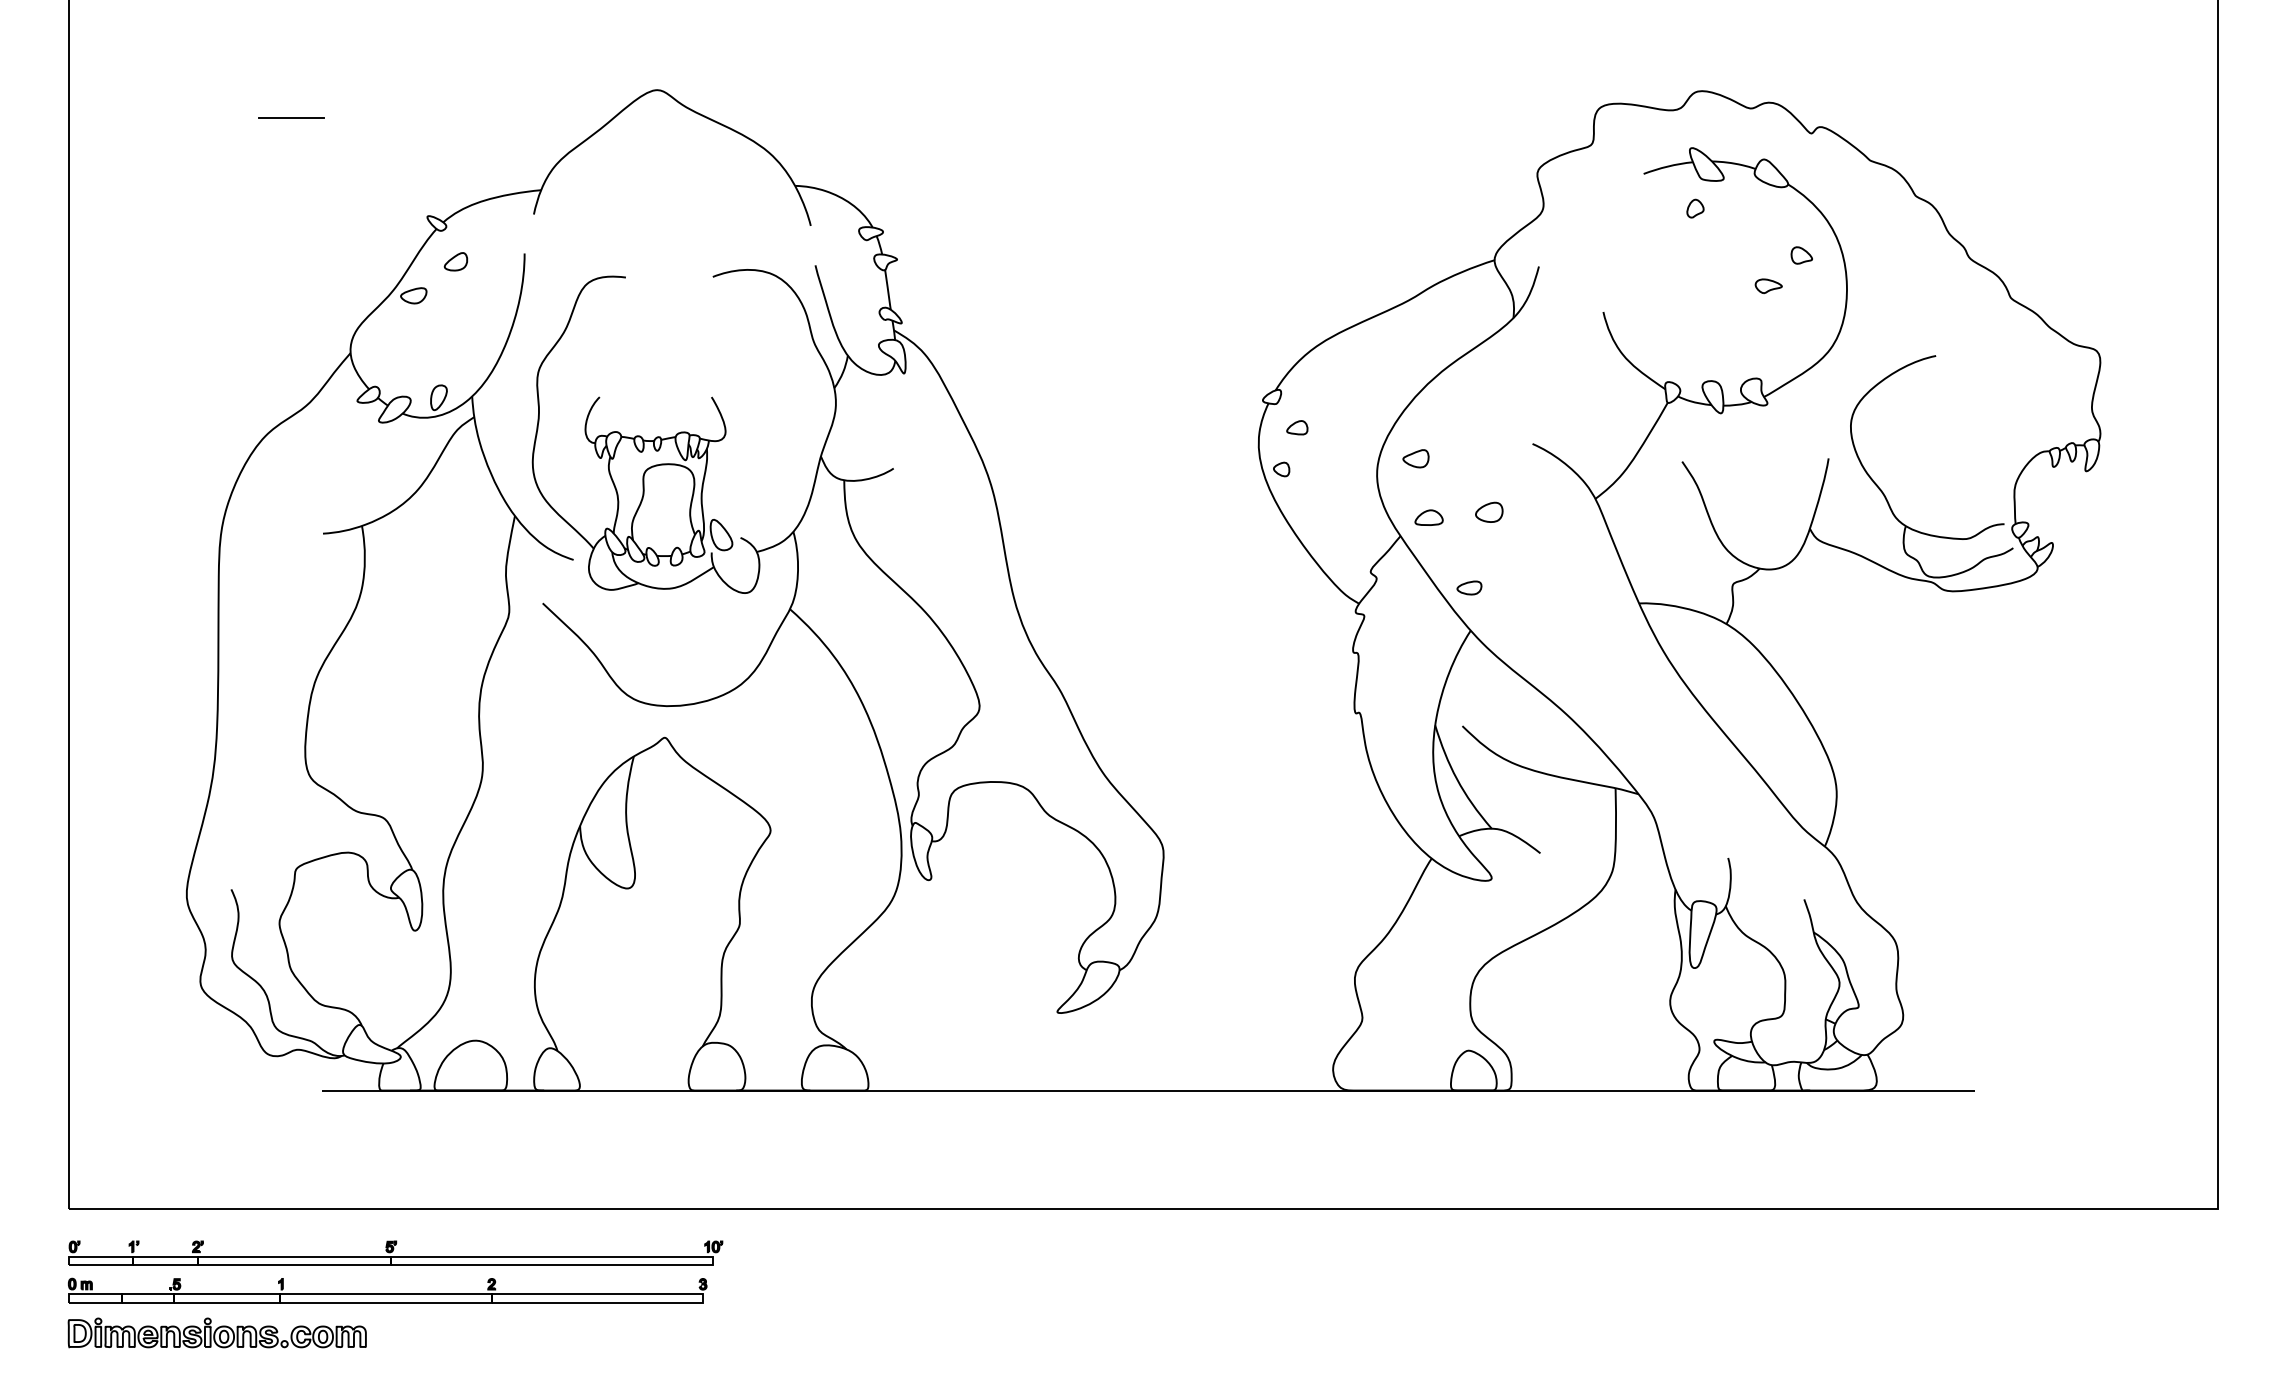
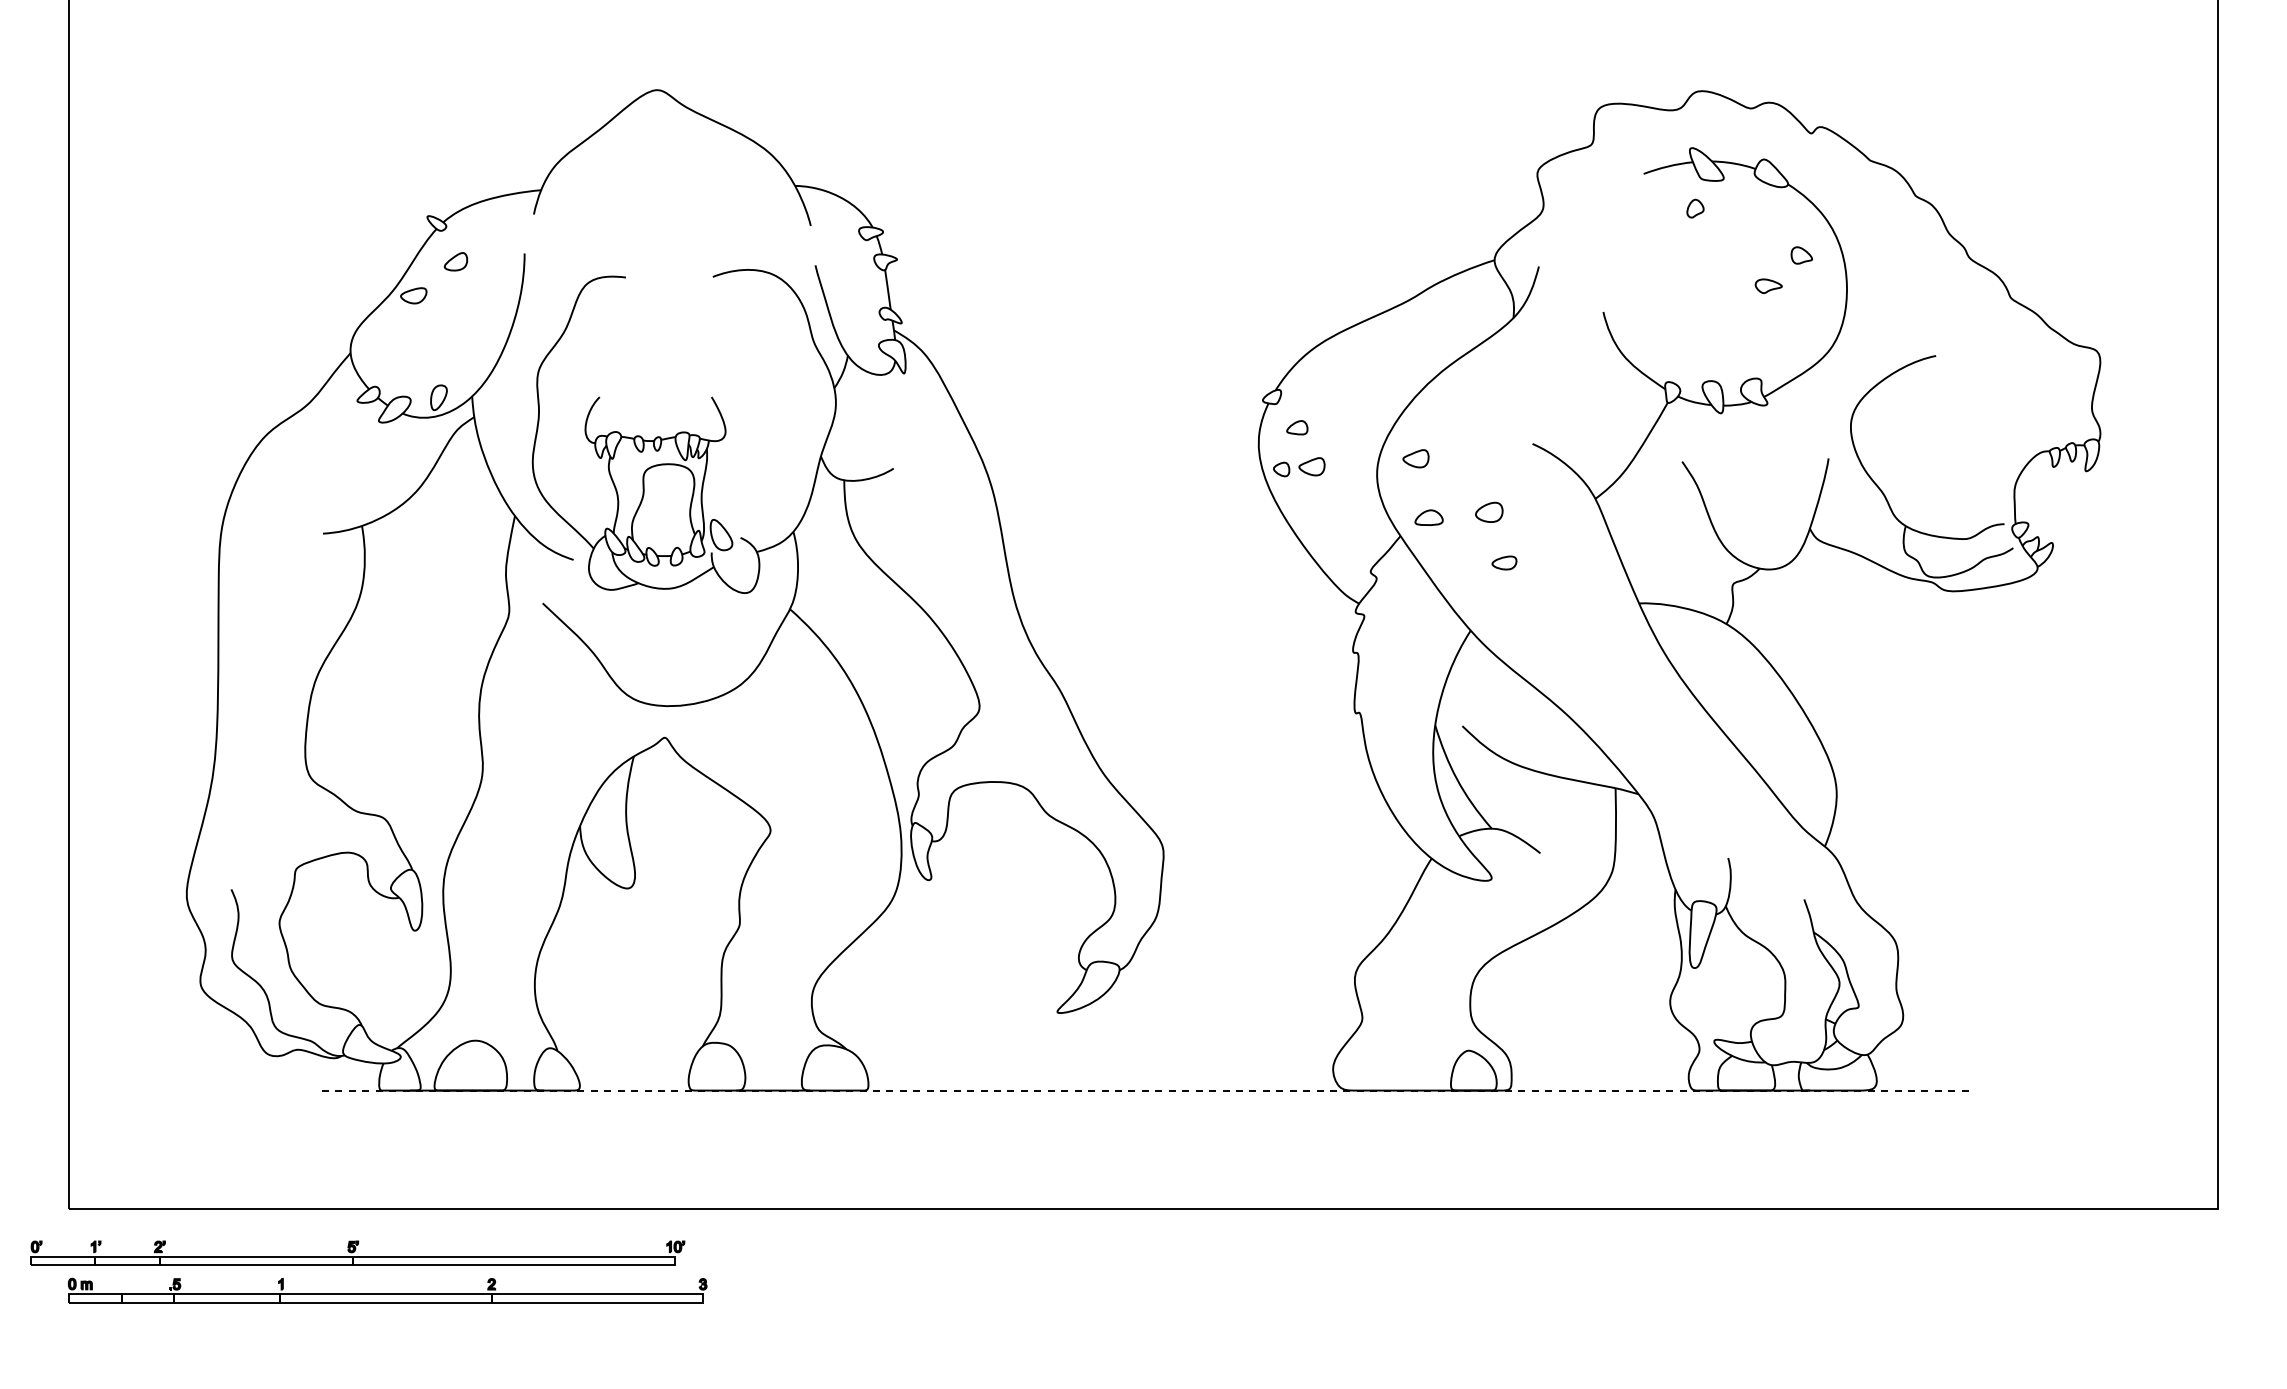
line: present -> none (291, 118)
part: none -> present (1311, 466)
part position: (1469, 587) -> (1504, 562) (1504, 562)
line: solid -> dashed (1148, 1090)
part position: (395, 1252) -> (357, 1252) (357, 1252)
part: present -> none (216, 1332)
